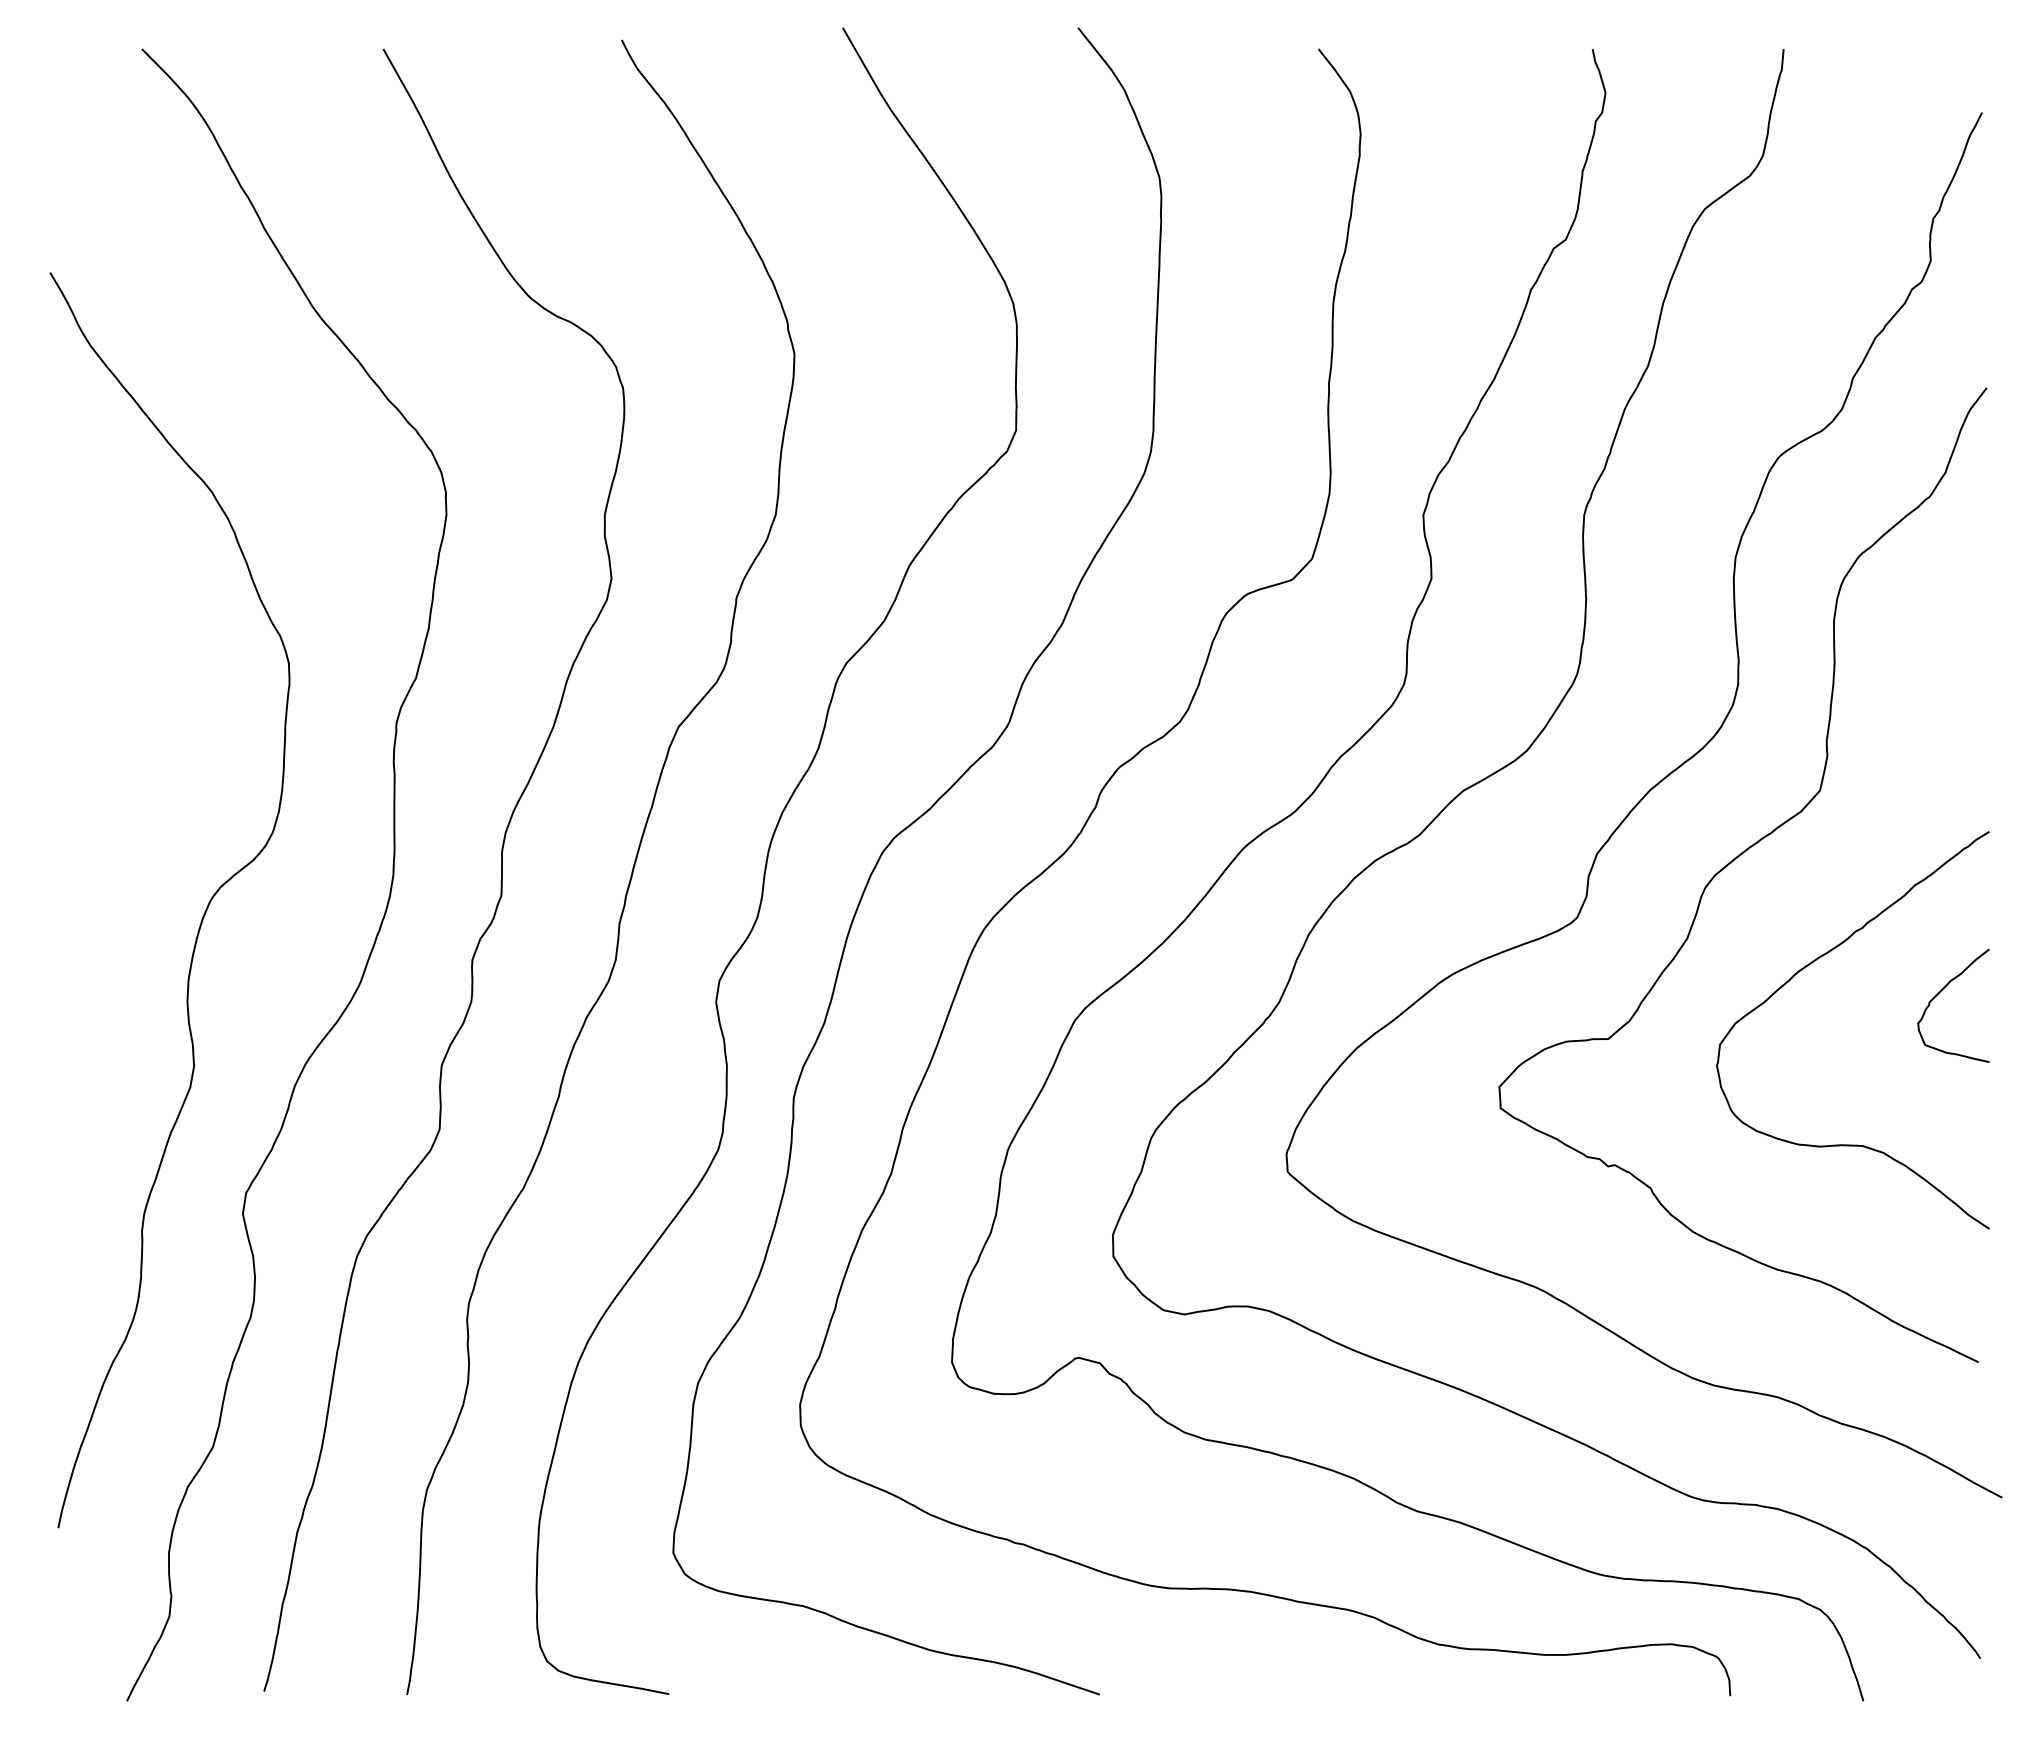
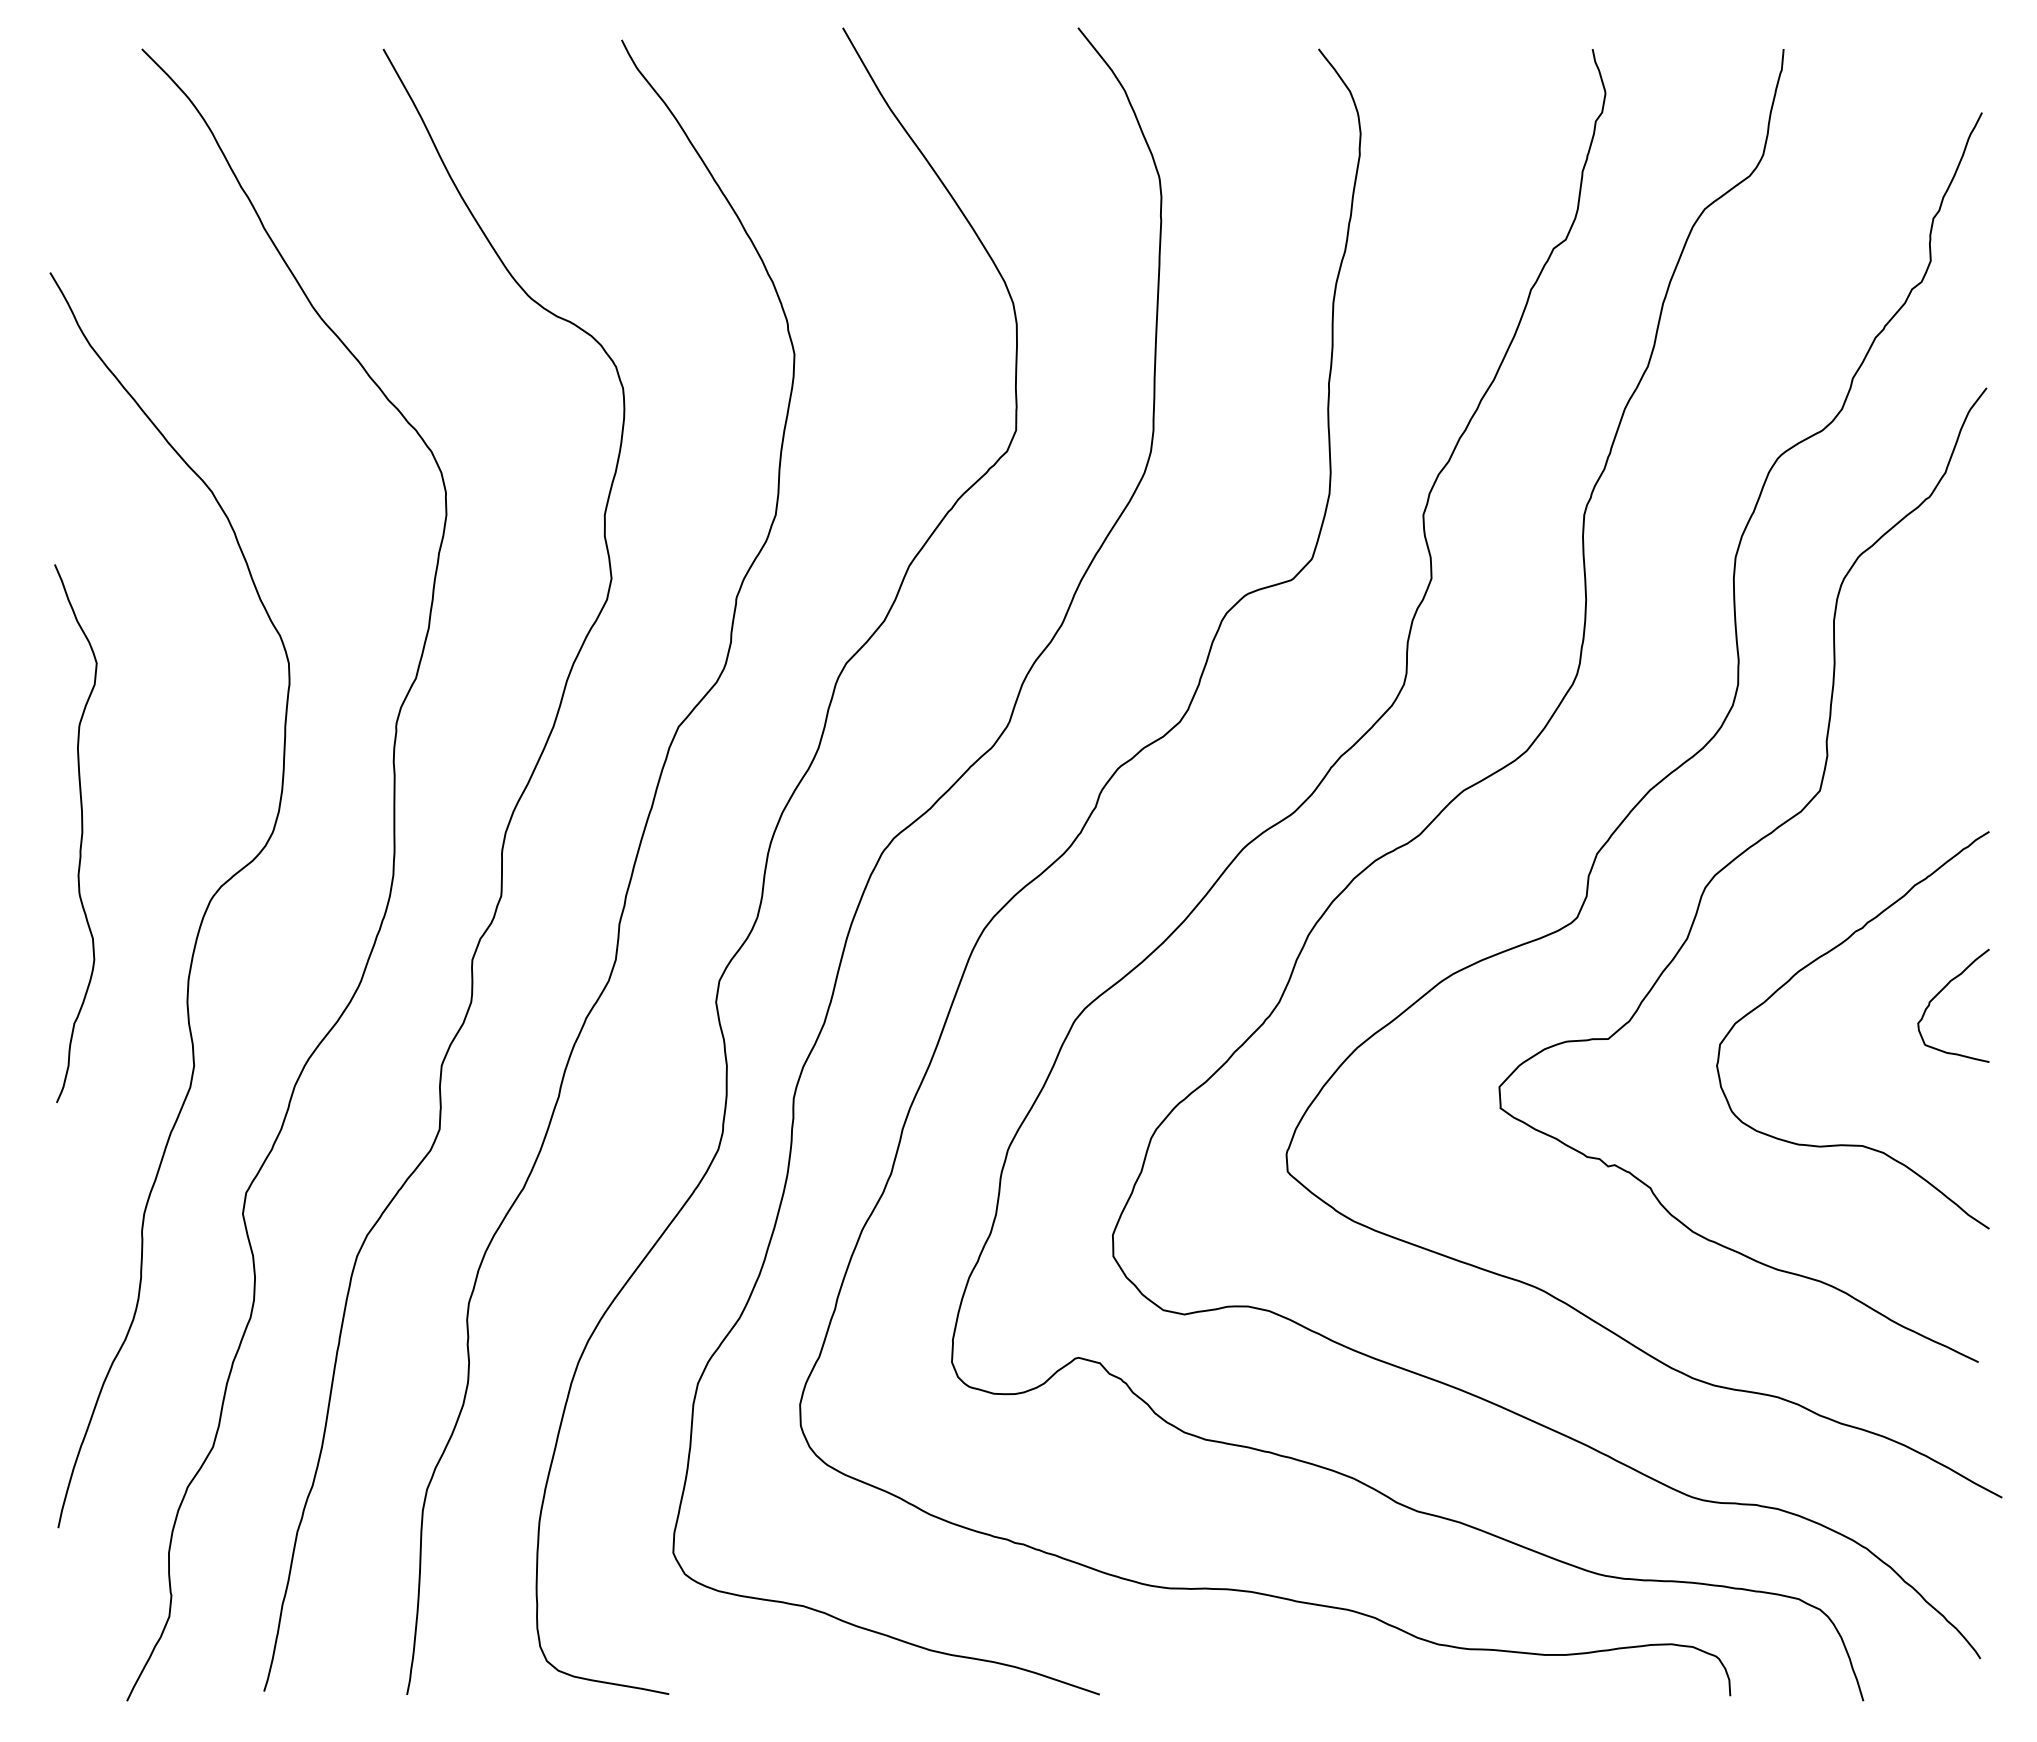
curve: none -> present (81, 833)
